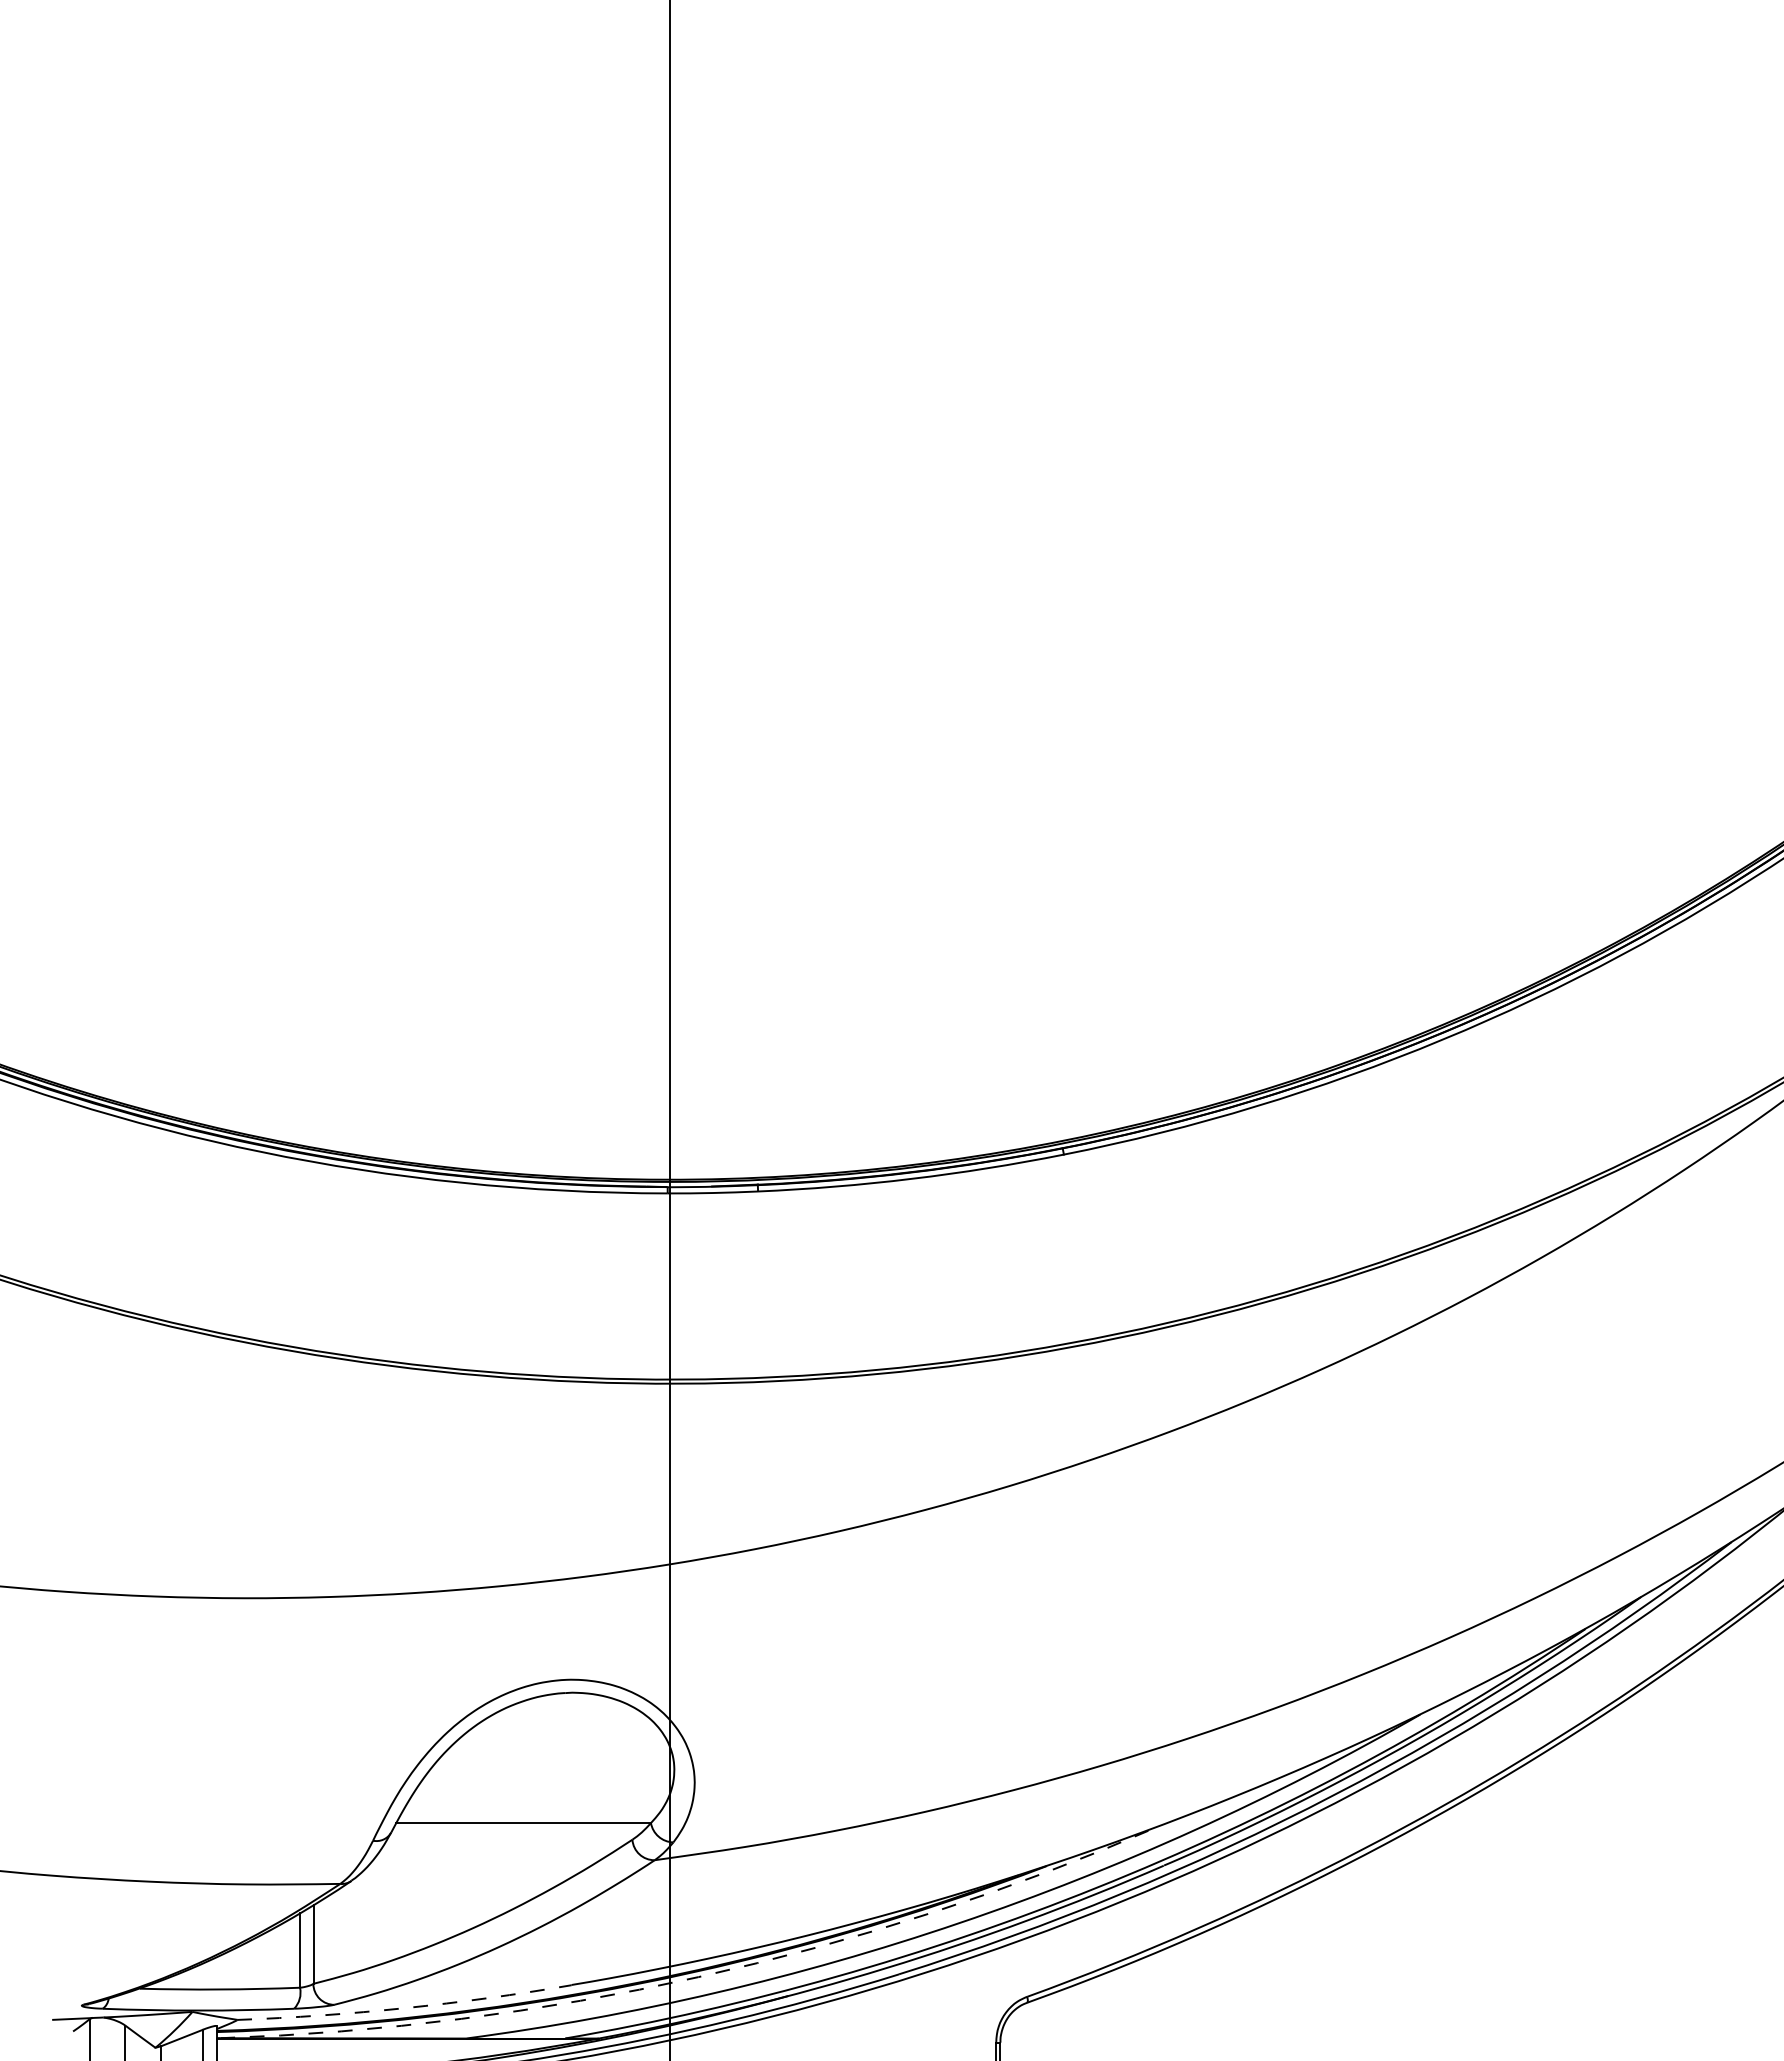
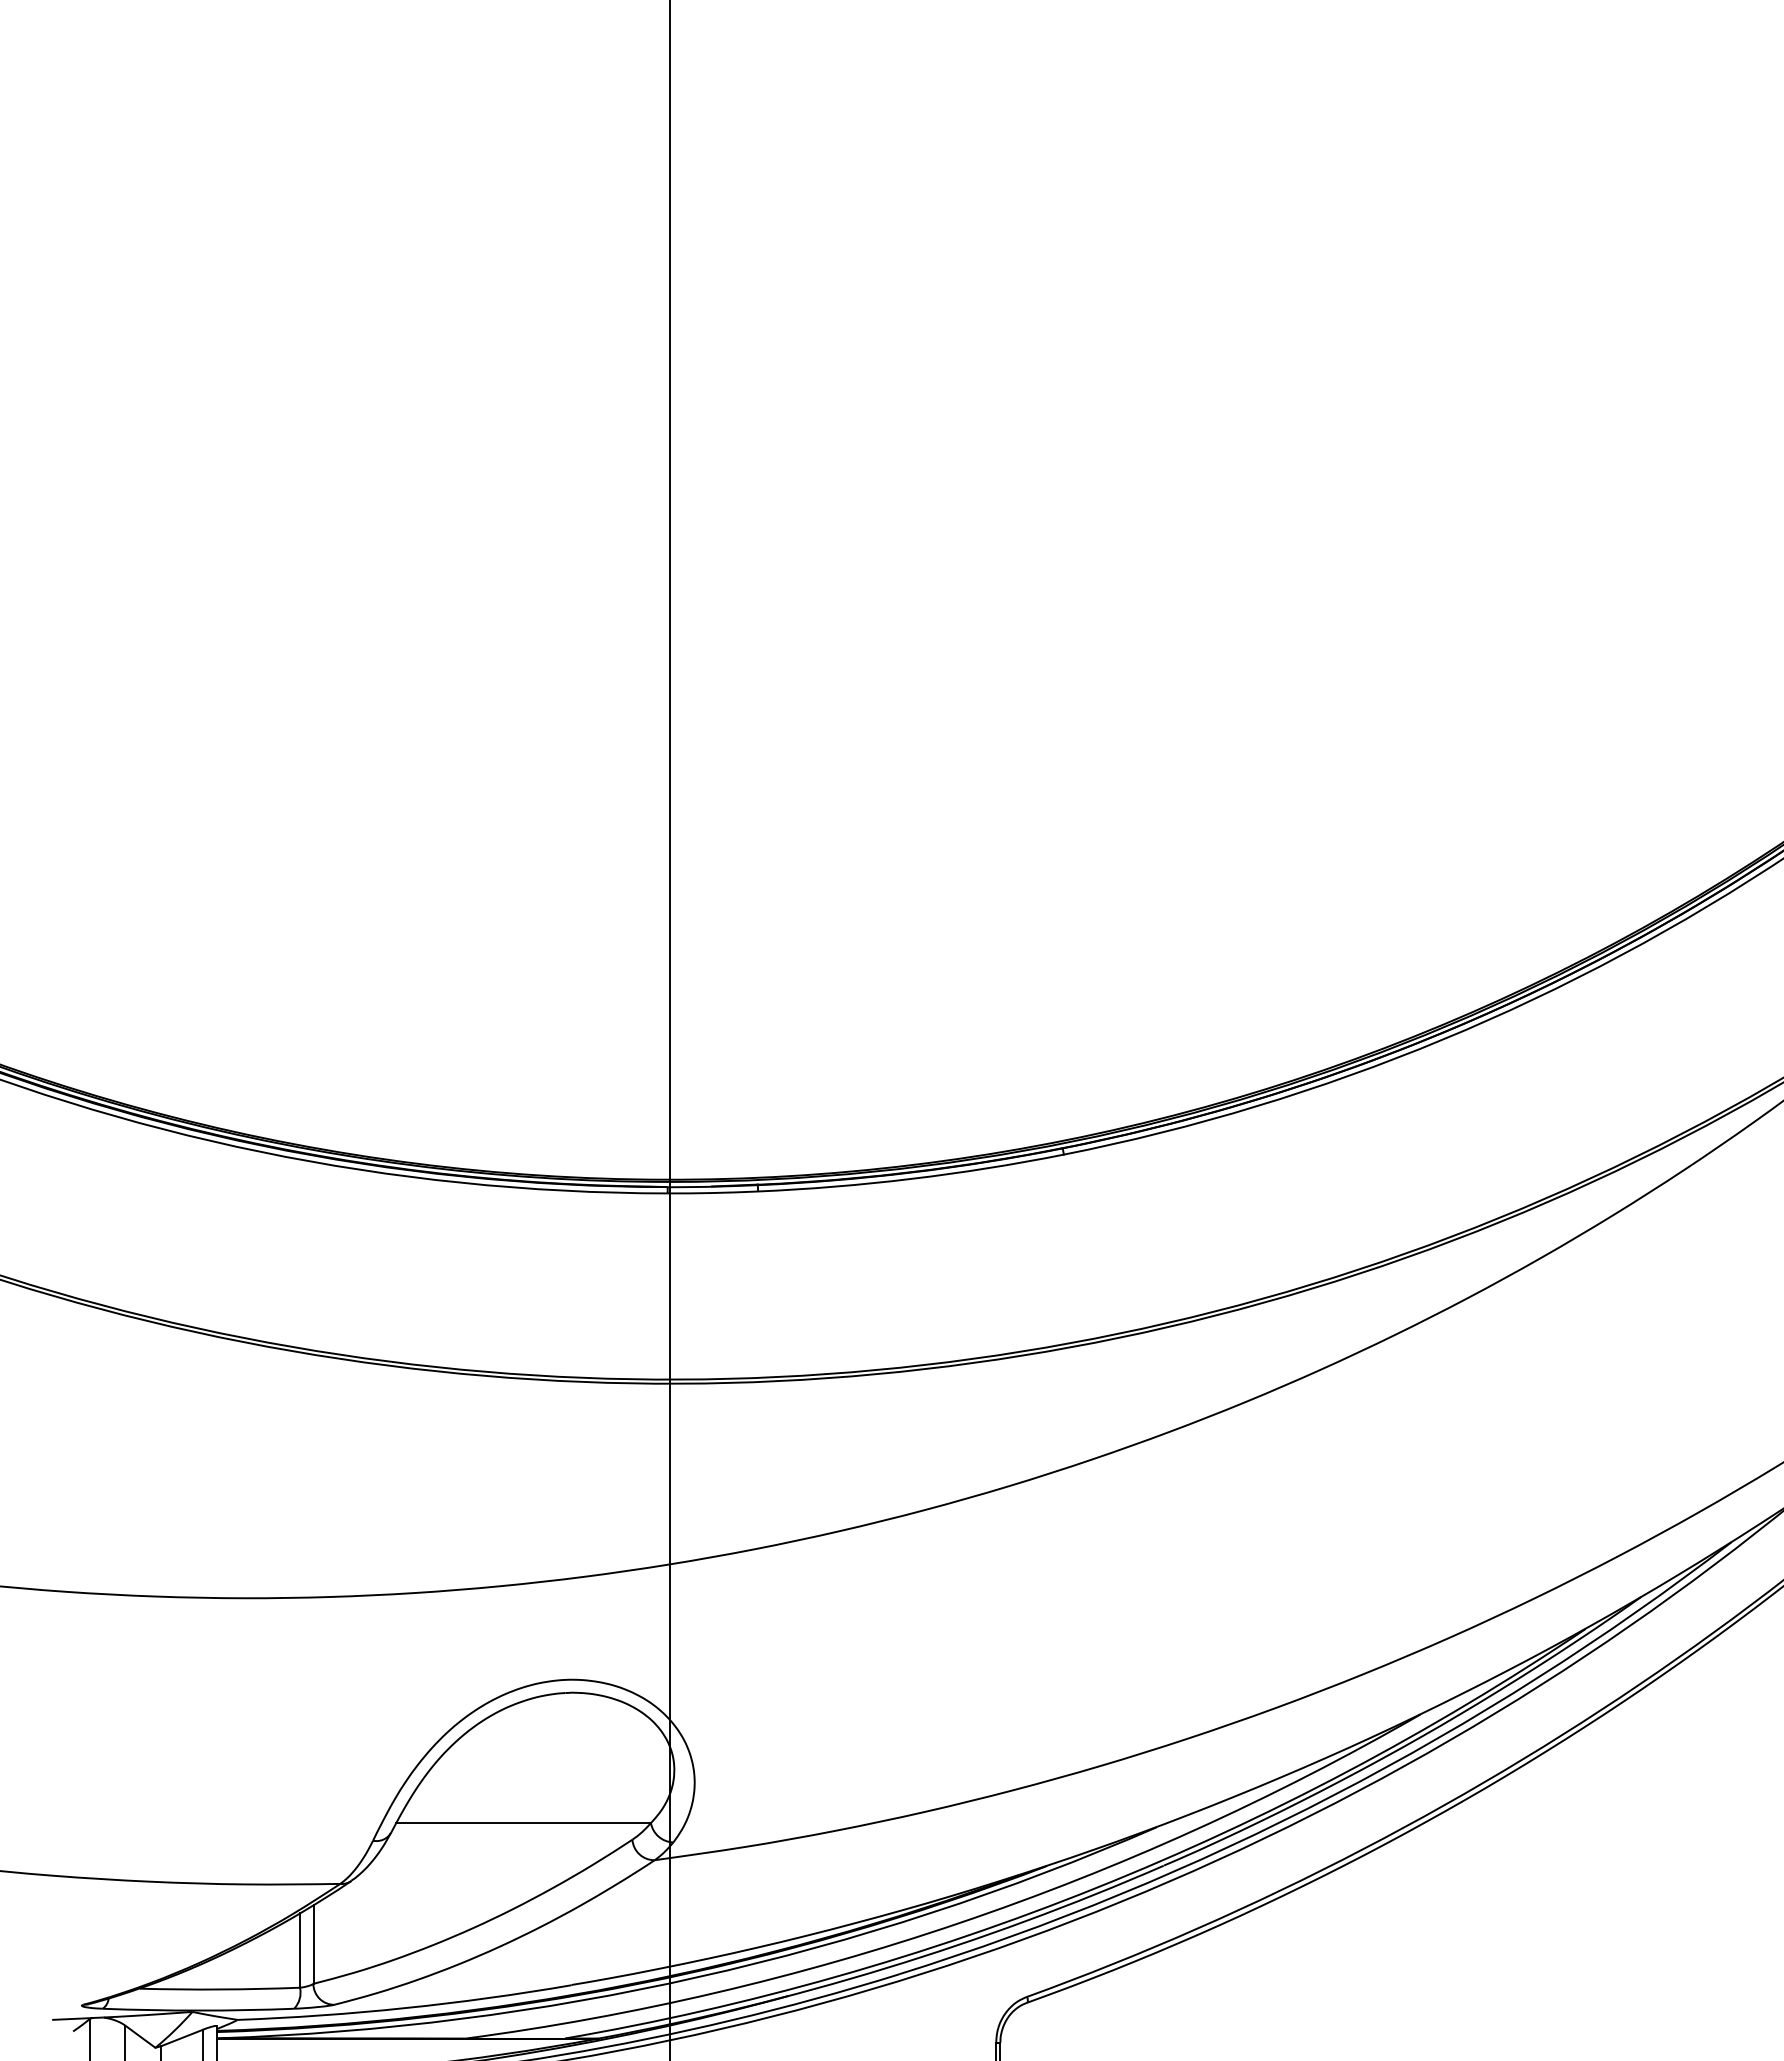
arc: dashed -> solid (698, 1977)
arc: dashed -> solid (405, 2008)
